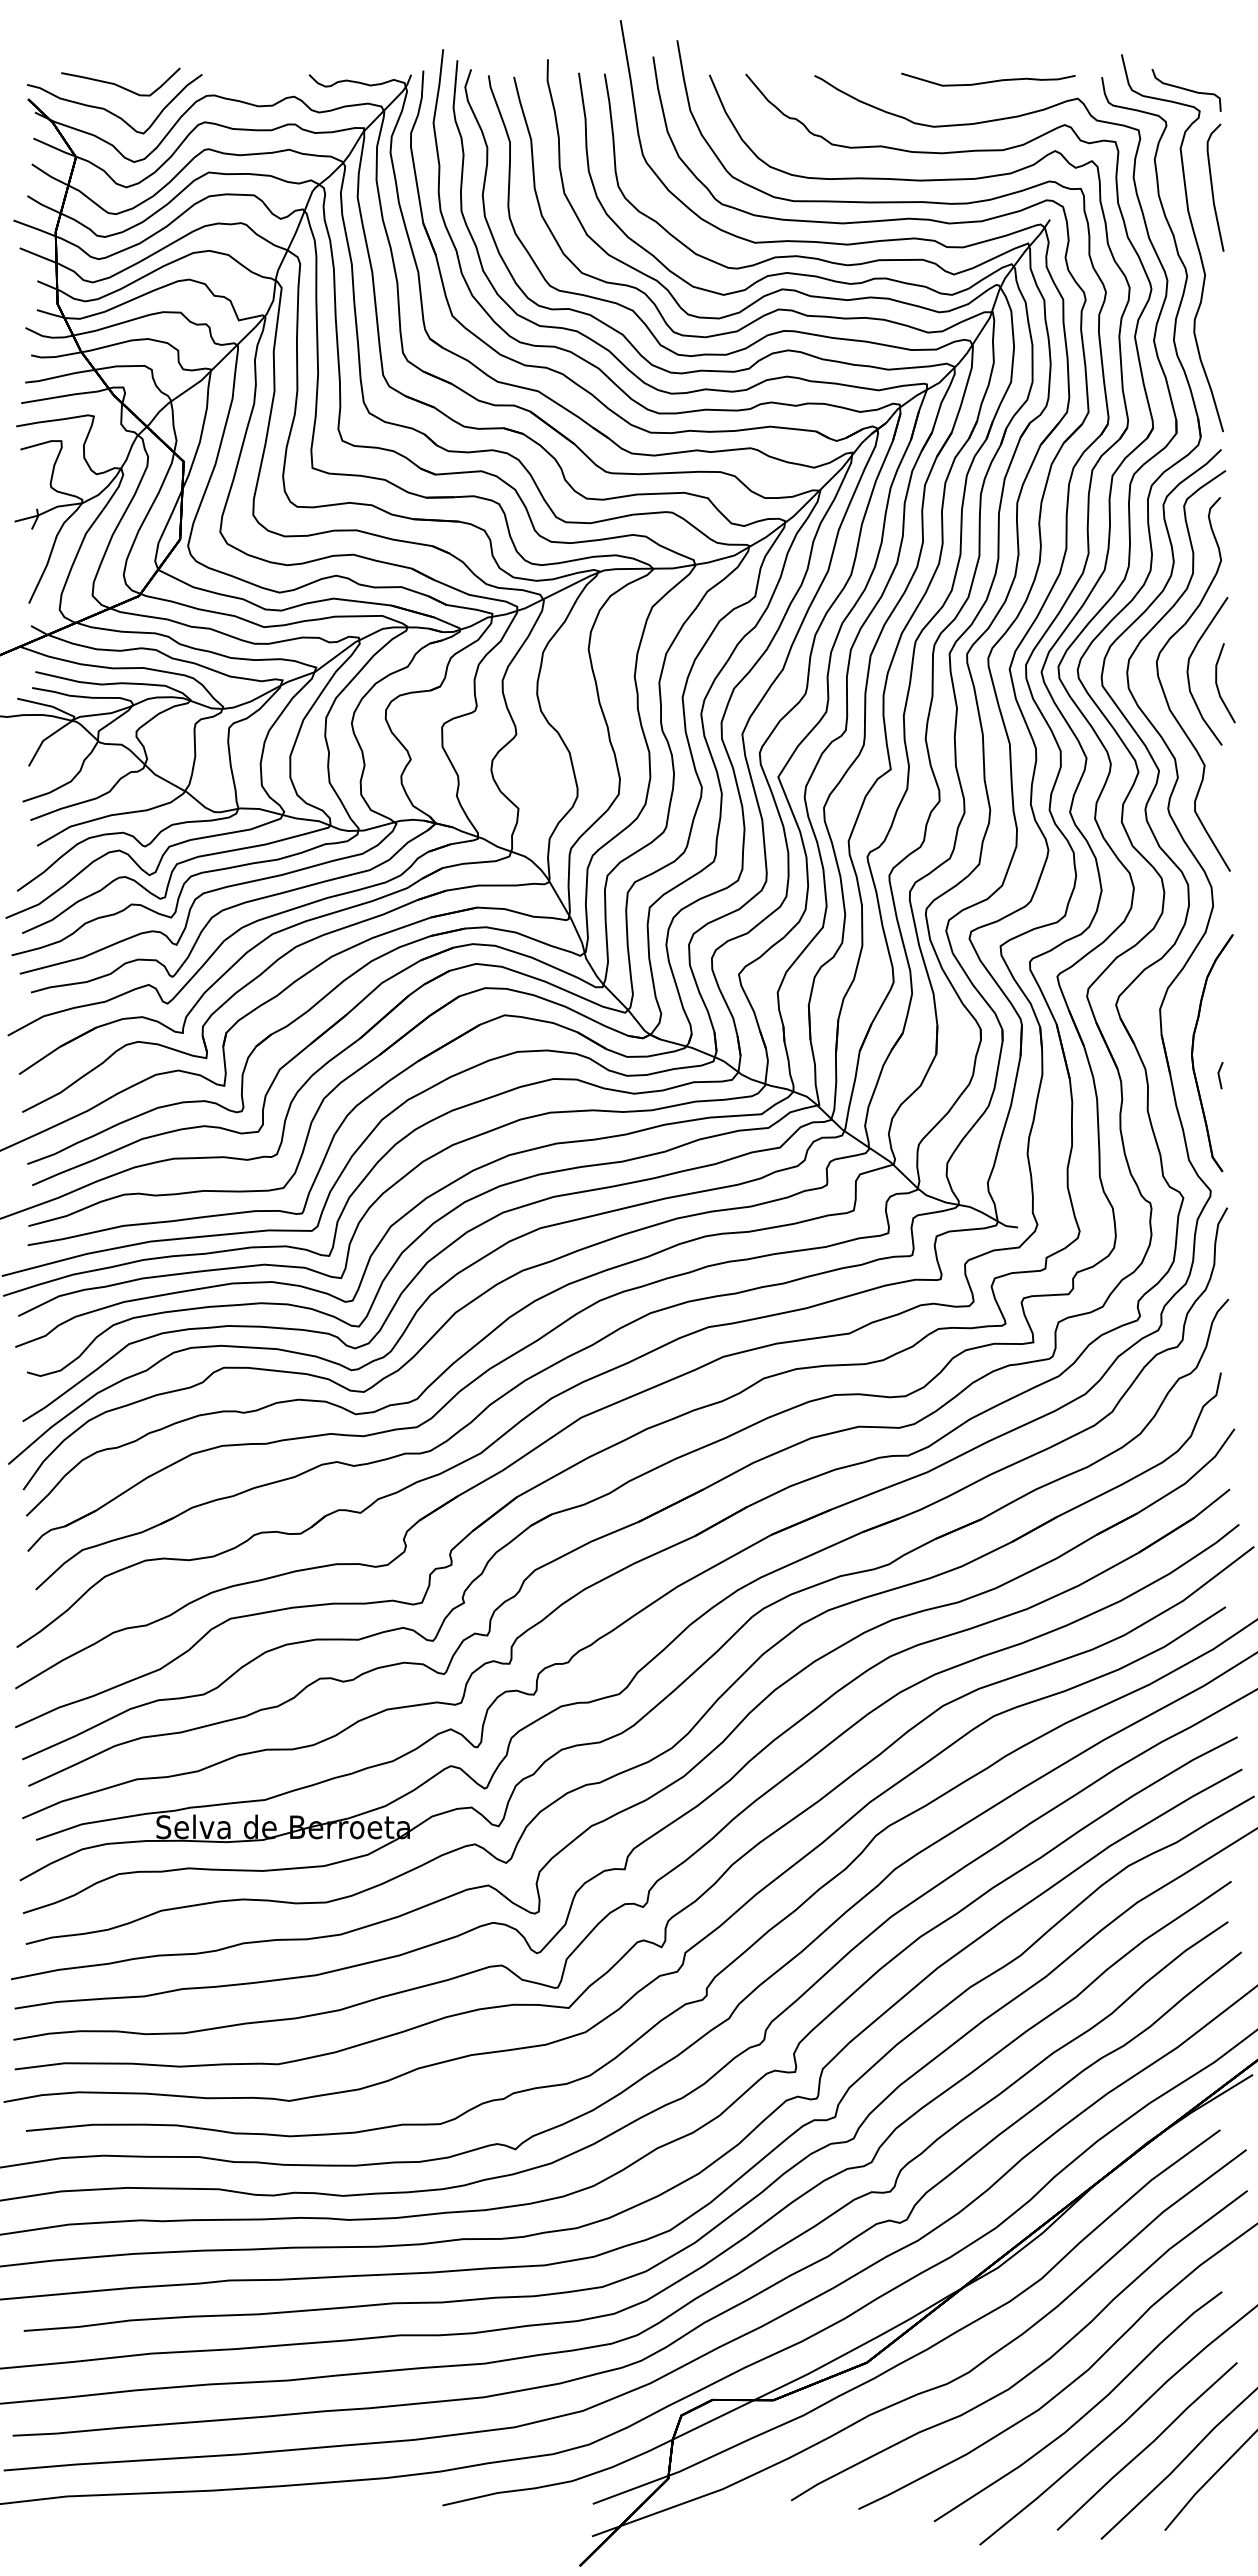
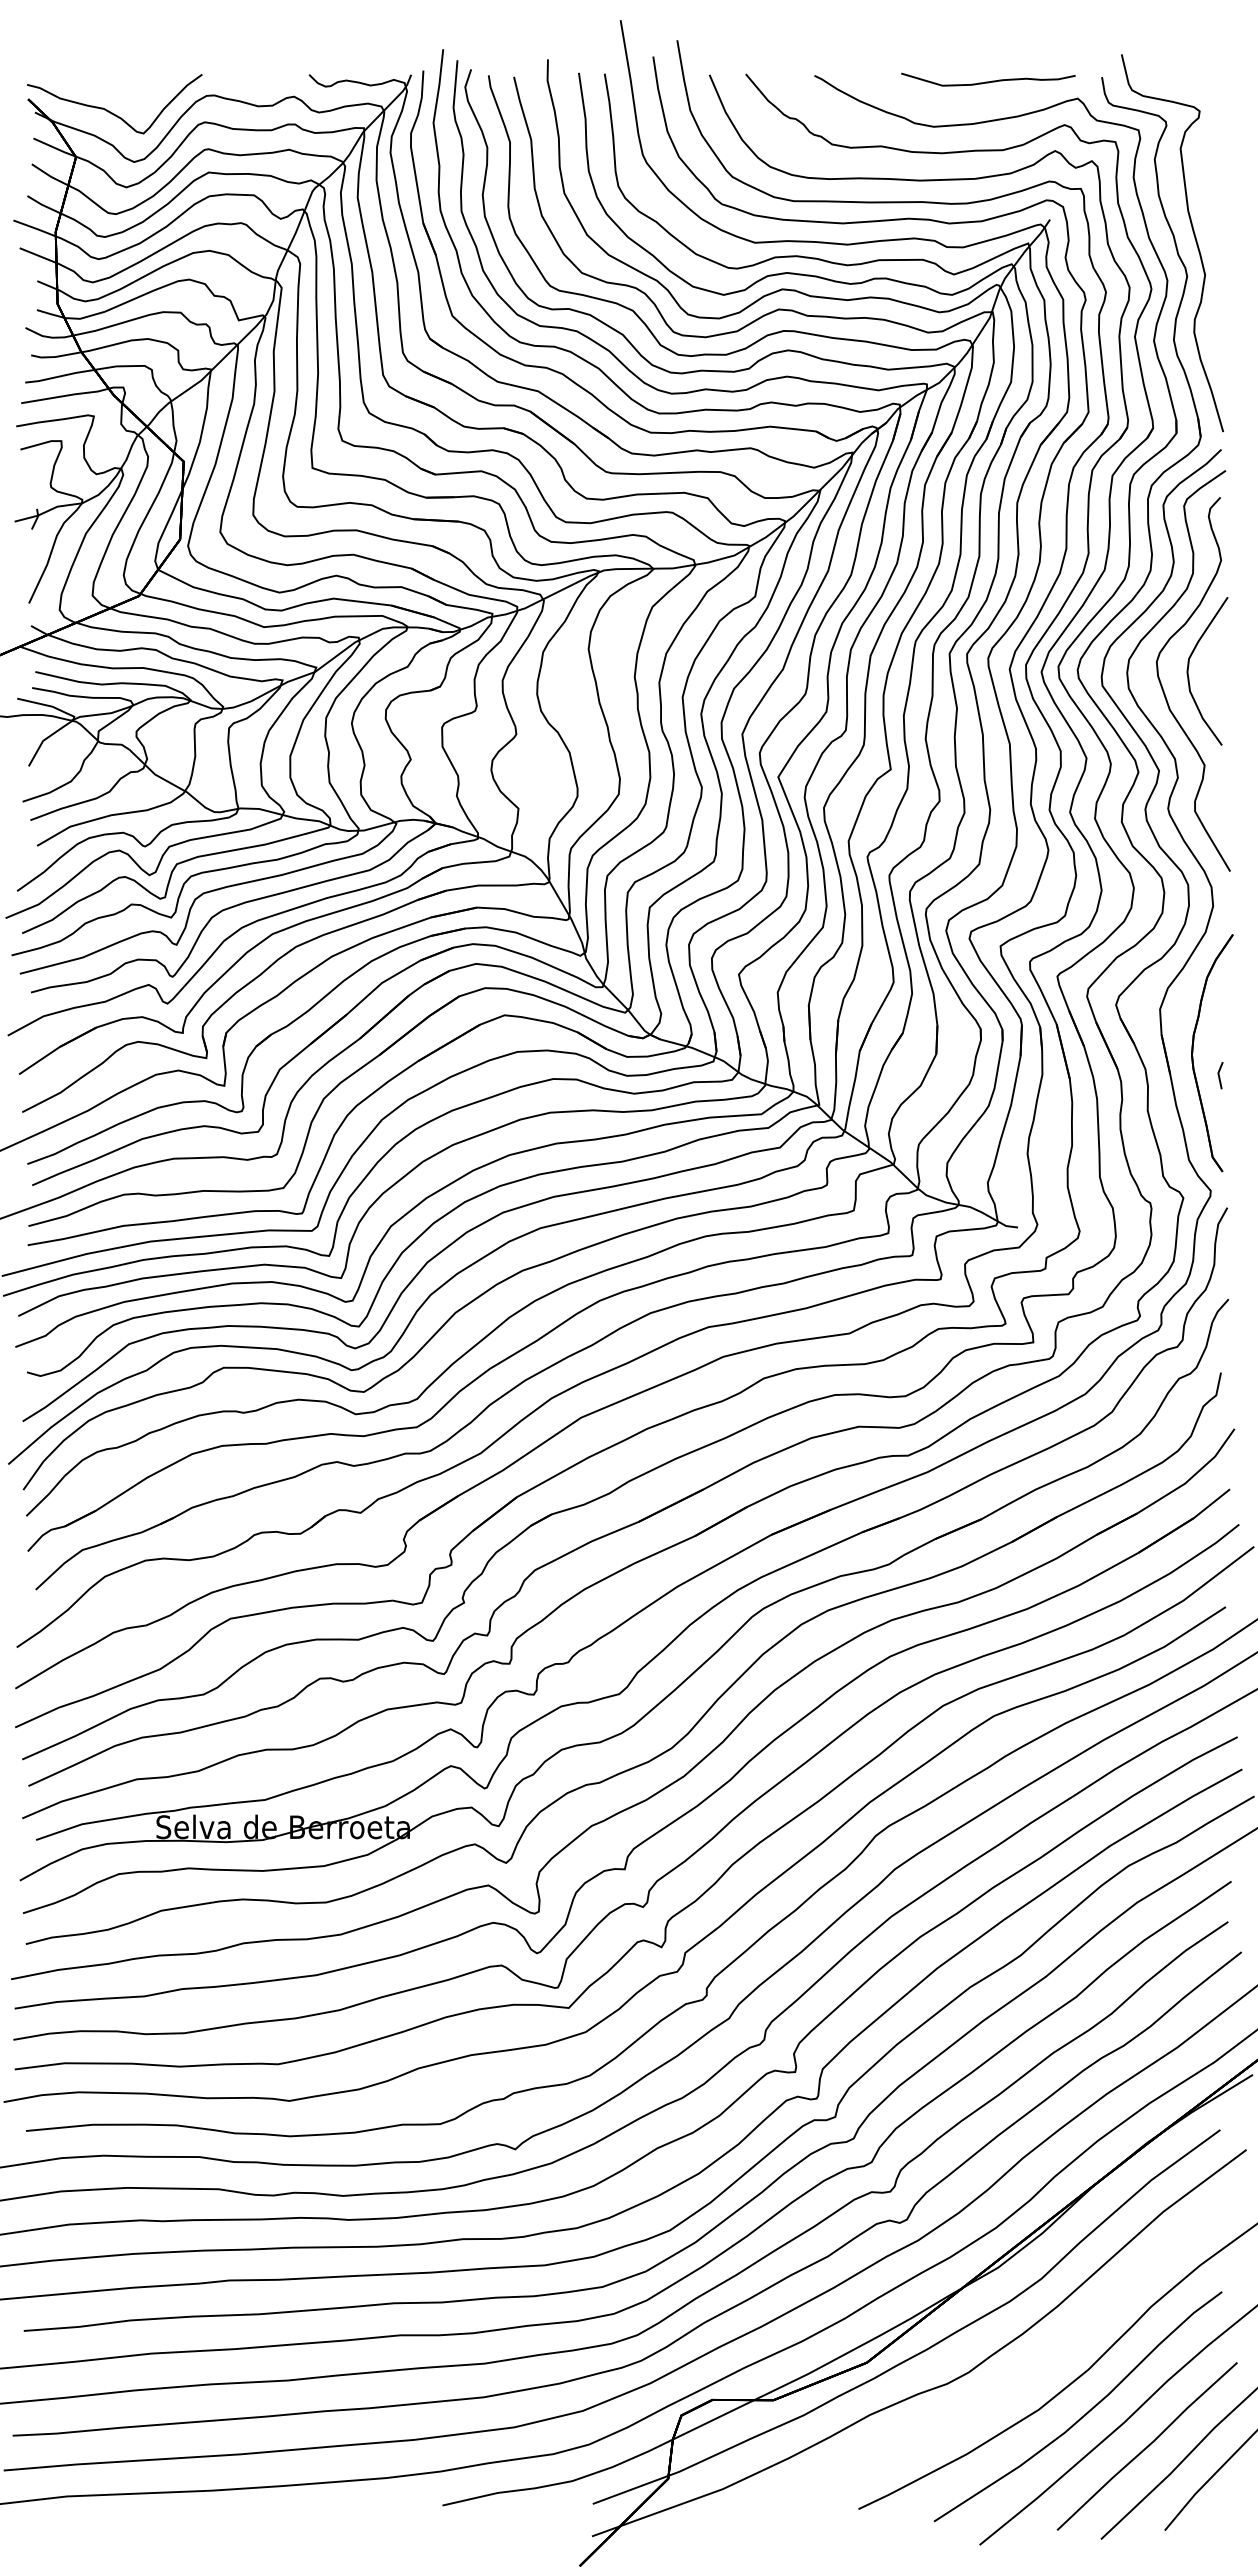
curve: present -> none (118, 84)
part: present -> none (1207, 160)
part: present -> none (1218, 686)
curve: present -> none (1034, 2368)
